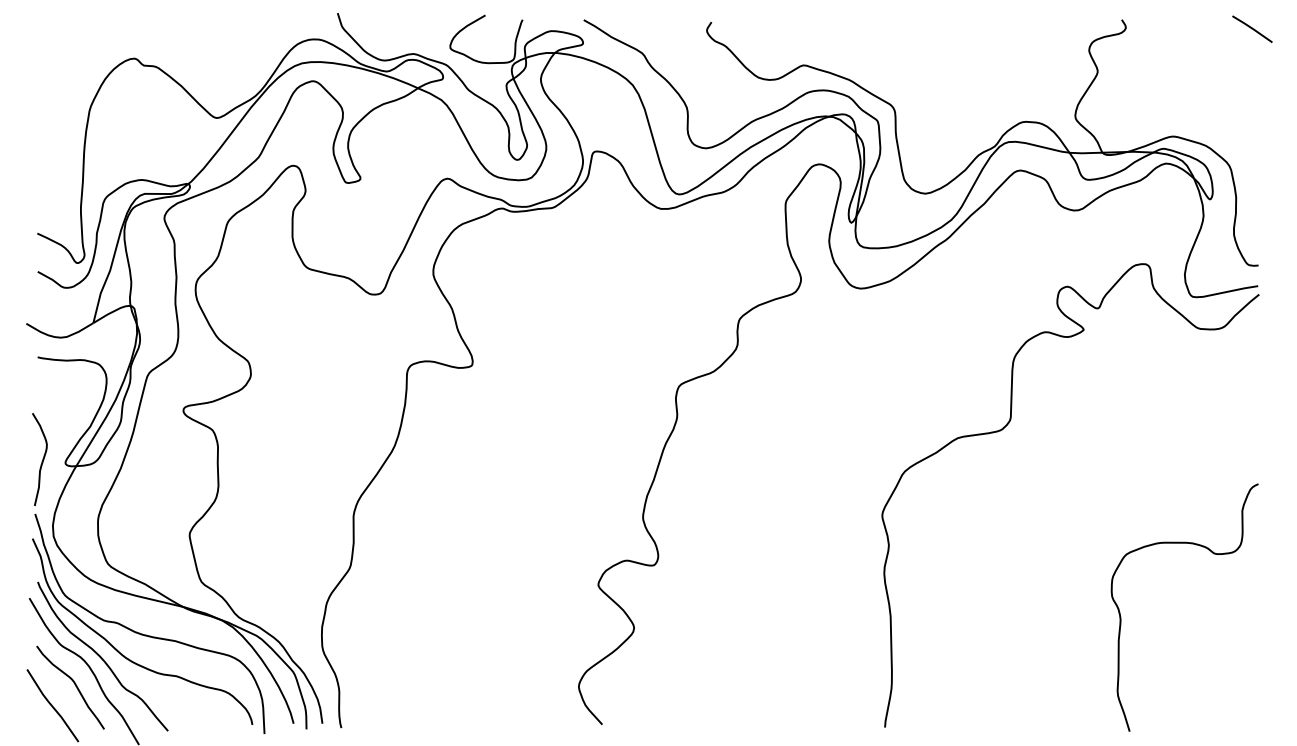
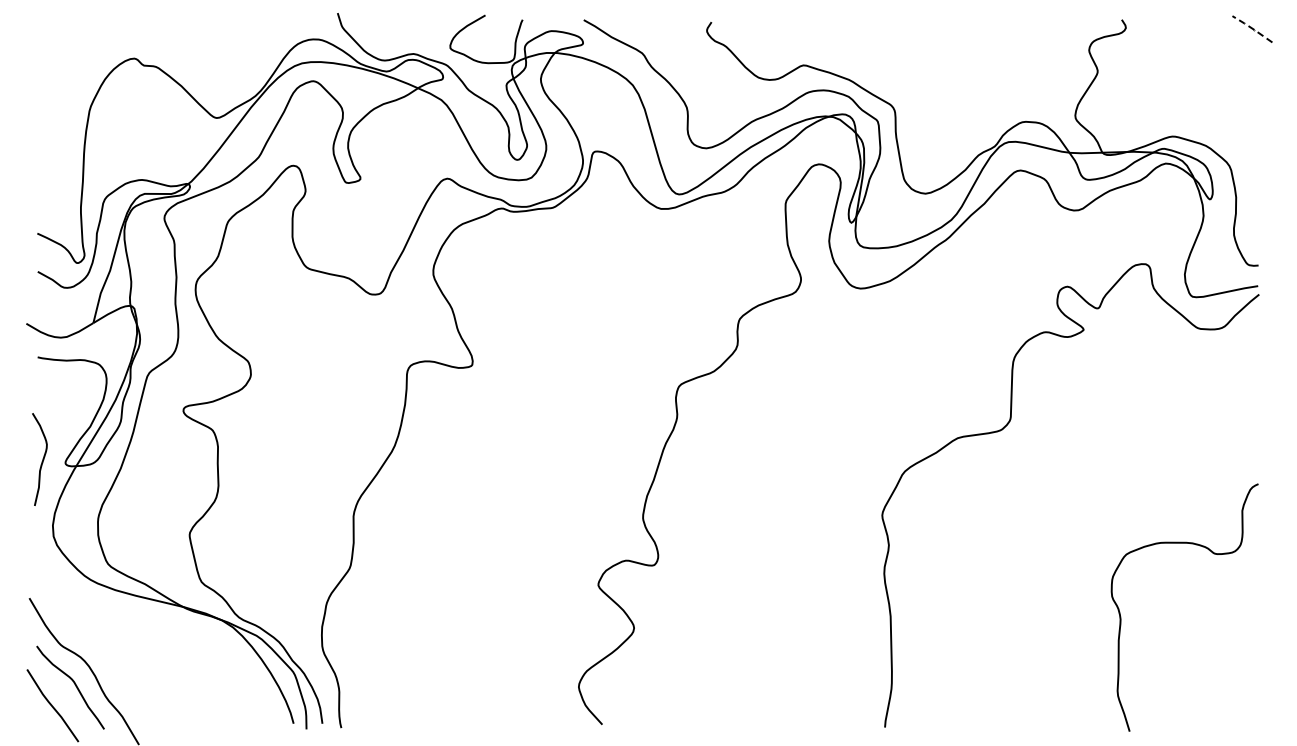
line: solid -> dashed (1252, 28)
part: present -> none (146, 634)
